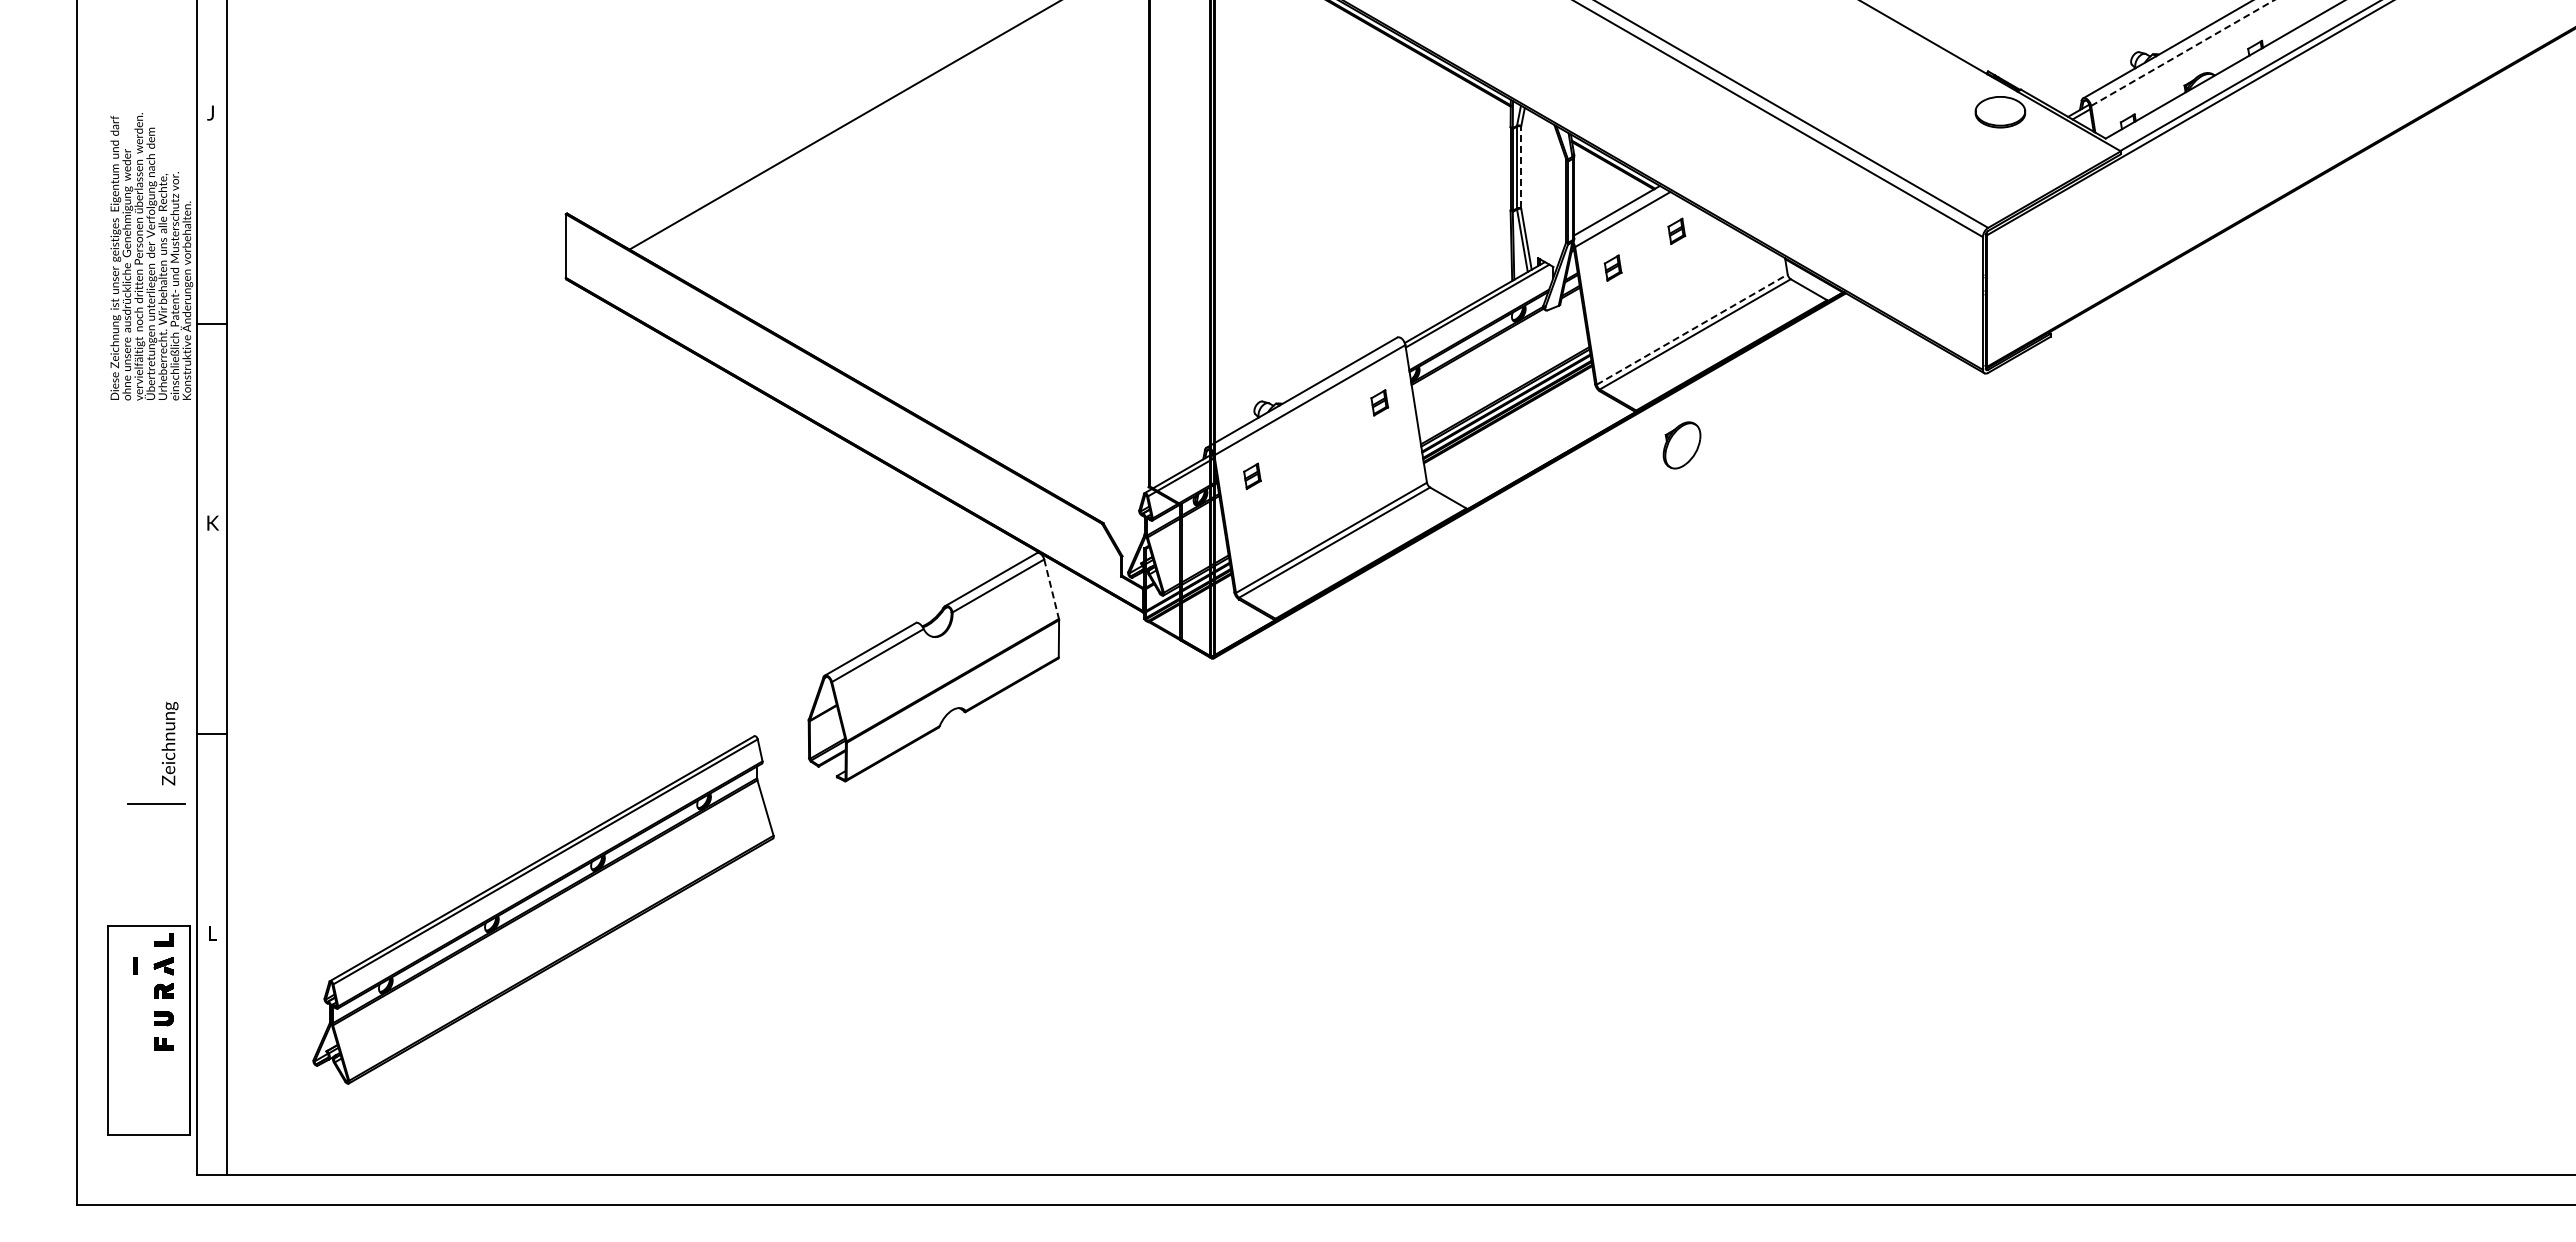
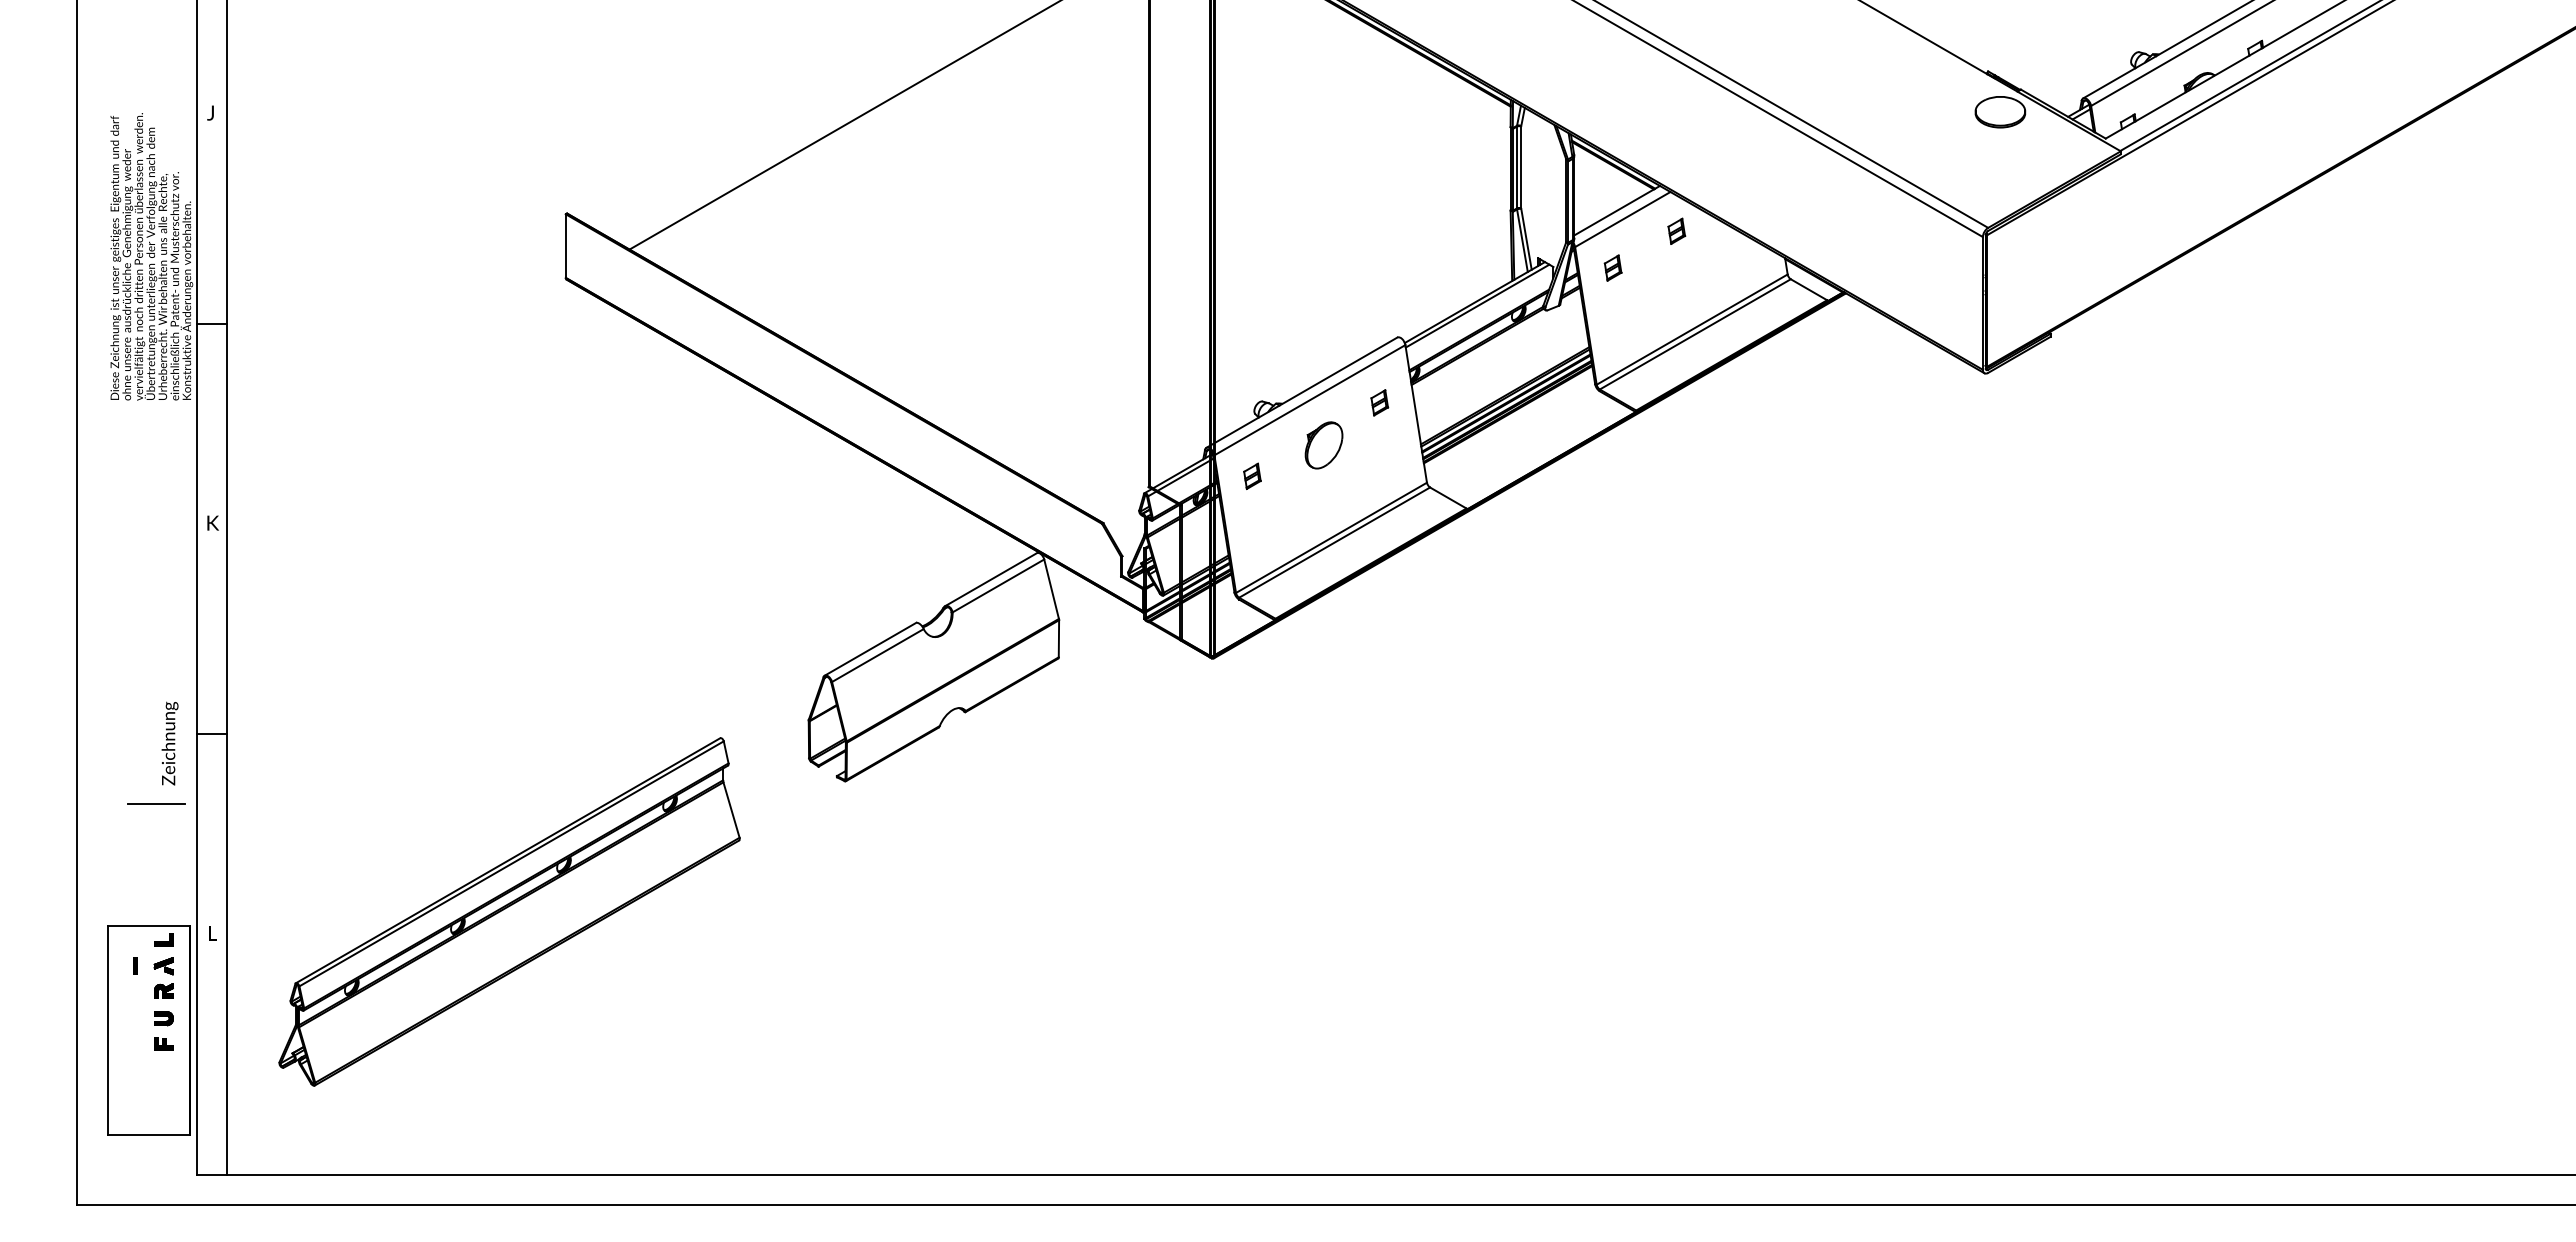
line: dashed -> solid (2182, 53)
line: dashed -> solid (1521, 167)
line: dashed -> solid (1692, 329)
part position: (1681, 445) -> (1323, 445) (1323, 445)
line: dashed -> solid (1051, 589)
part position: (543, 909) -> (509, 911) (509, 911)
